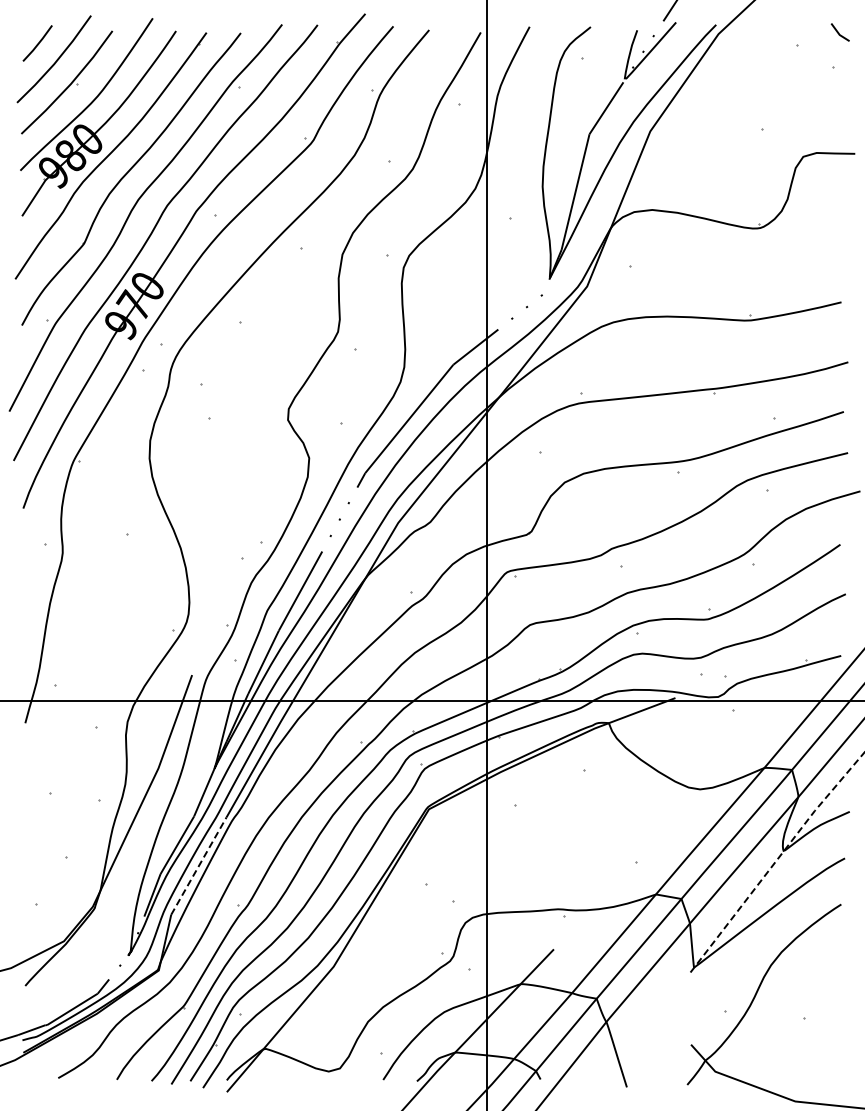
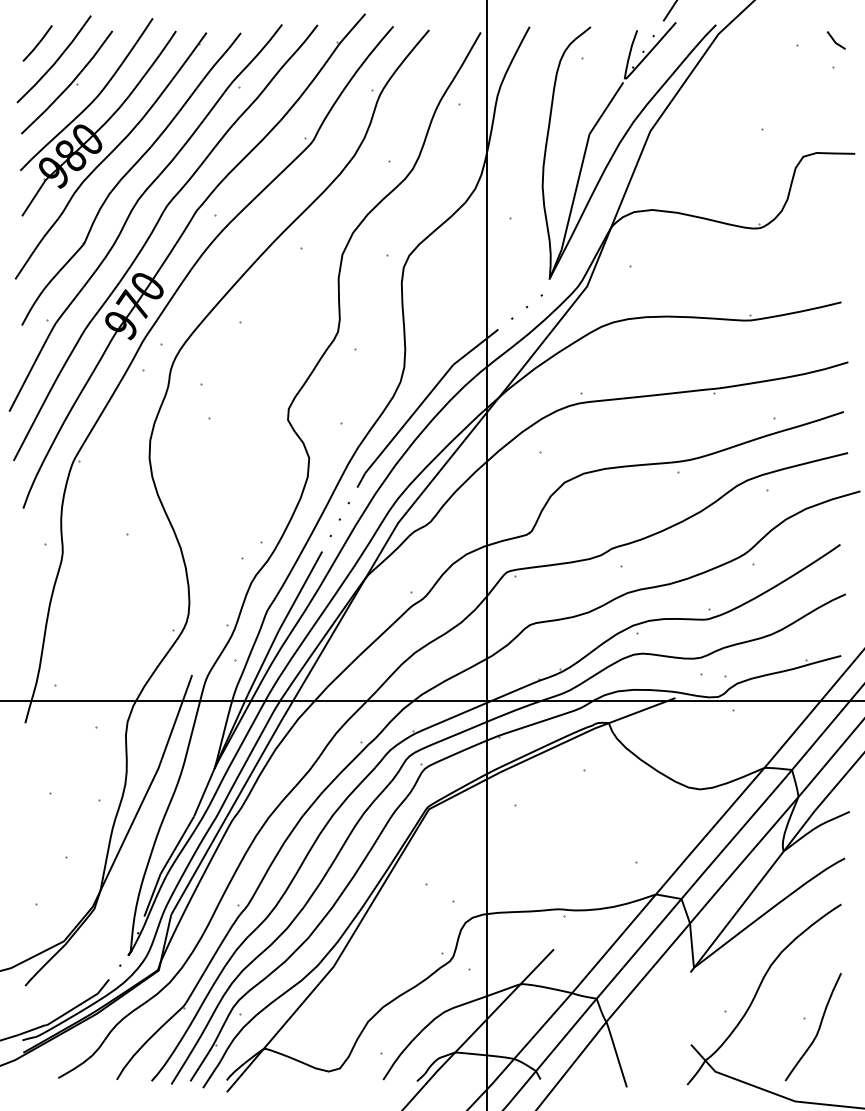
line position: (839, 32) -> (835, 40) (835, 40)
line: dashed -> solid (776, 860)
line: dashed -> solid (199, 865)
curve: none -> present (817, 1030)
